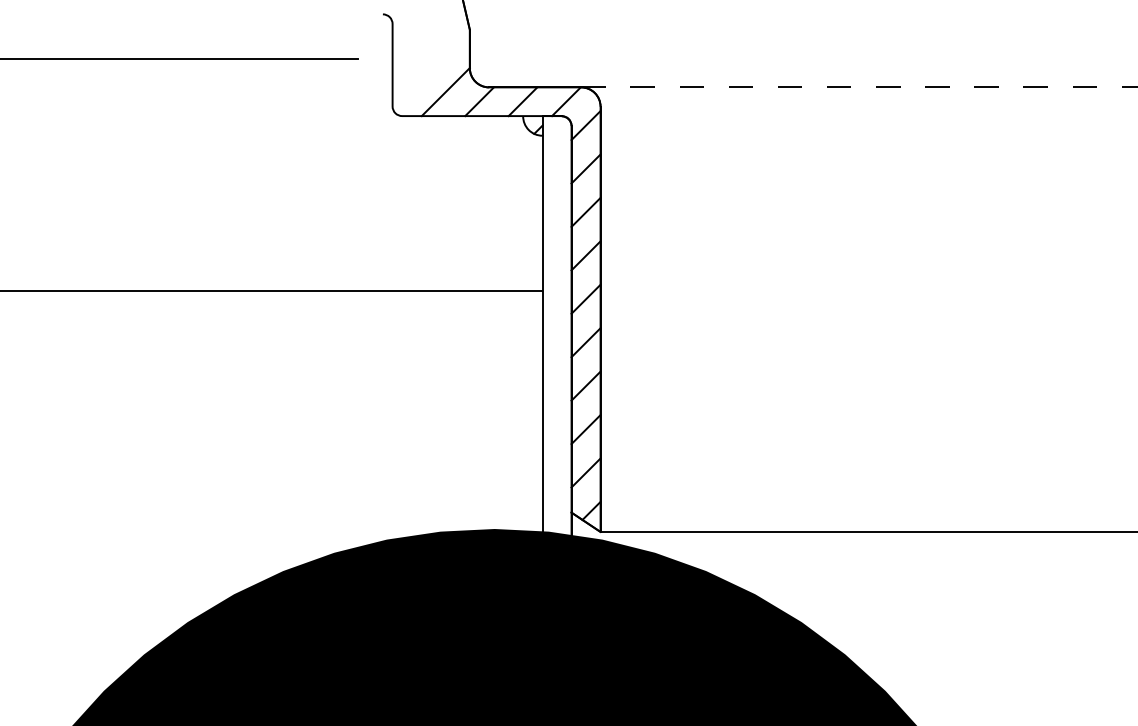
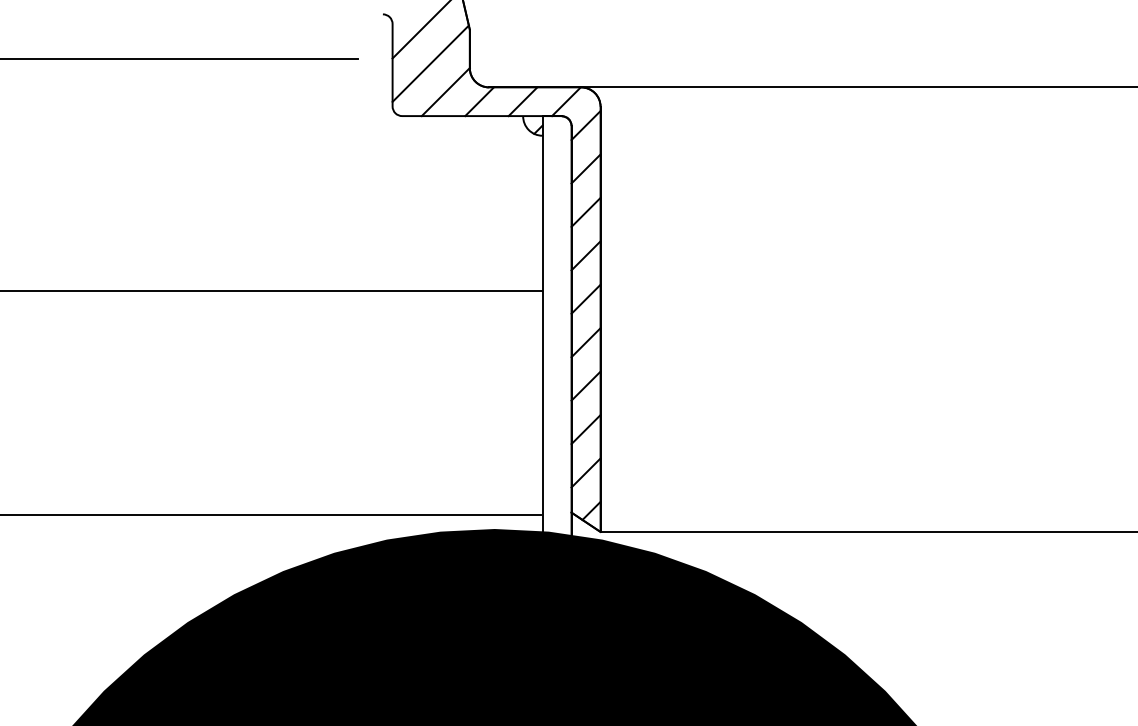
line: none -> present (420, 30)
line: none -> present (430, 63)
line: dashed -> solid (859, 87)
line: none -> present (271, 515)
